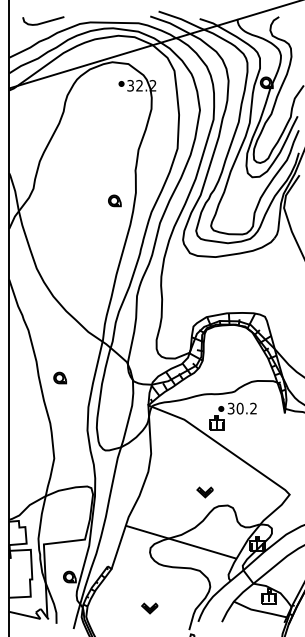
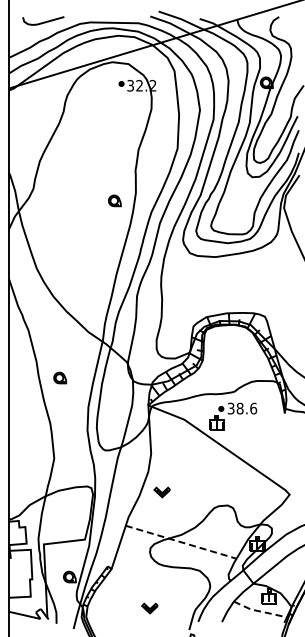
text: 30.2 -> 38.6 (246, 408)
part position: (204, 492) -> (161, 492) (161, 492)
line: solid -> dashed (181, 542)
line: solid -> dashed (259, 611)
